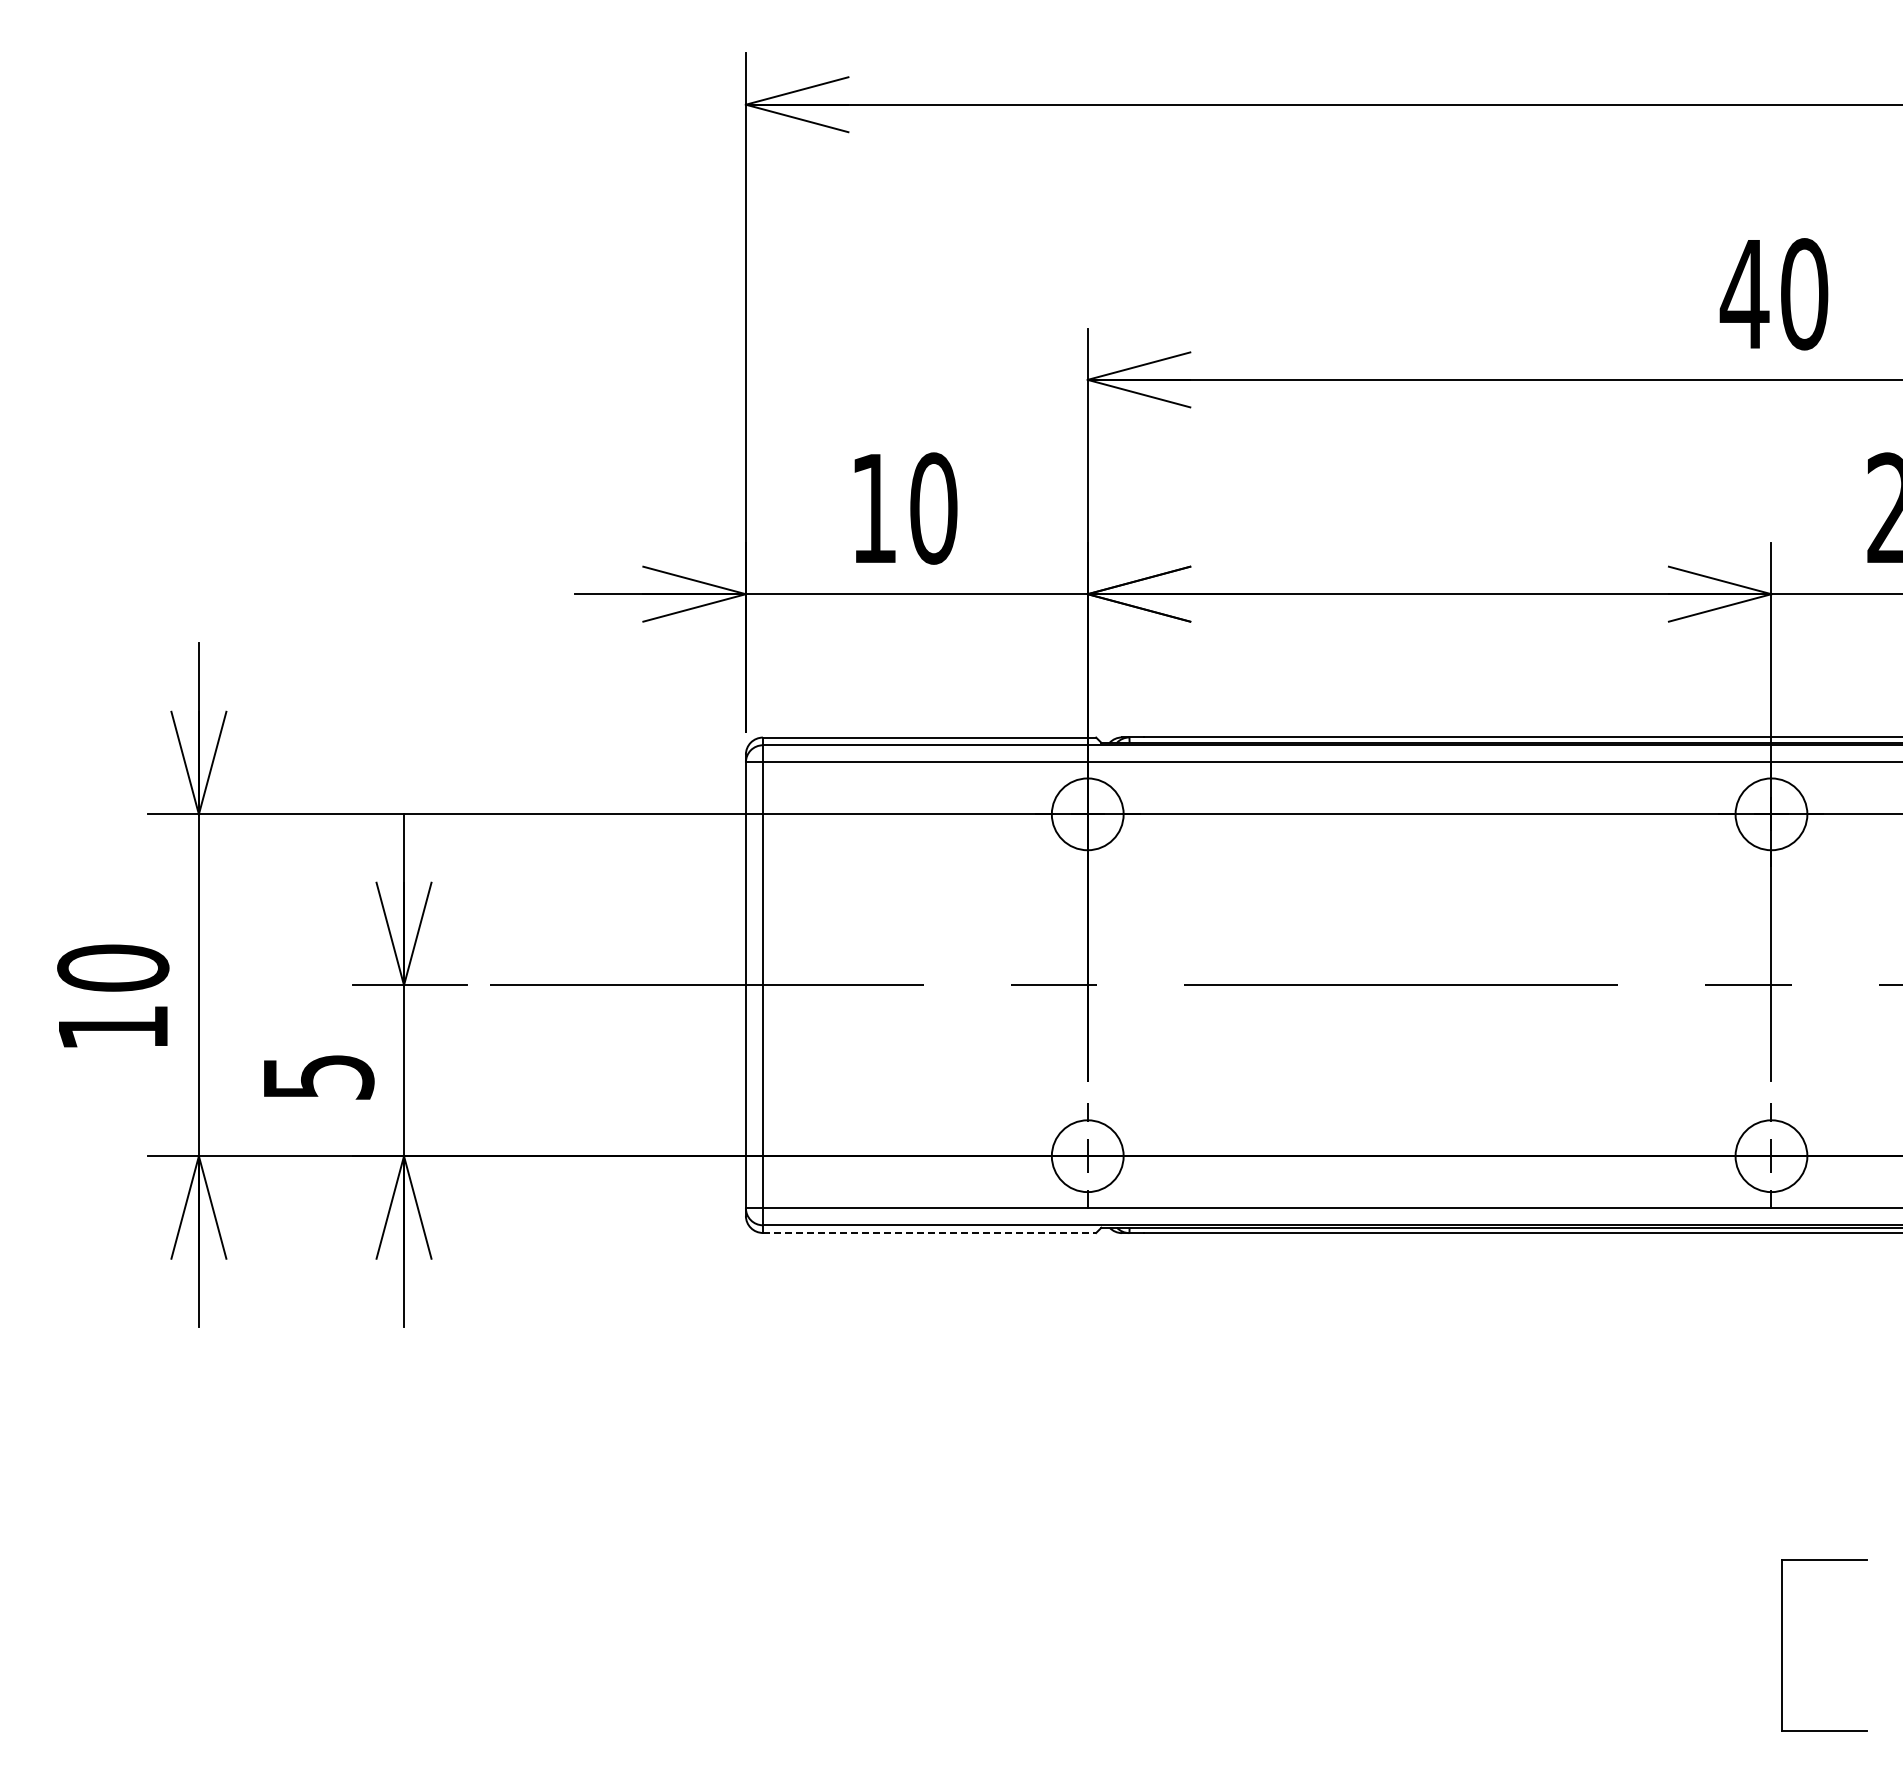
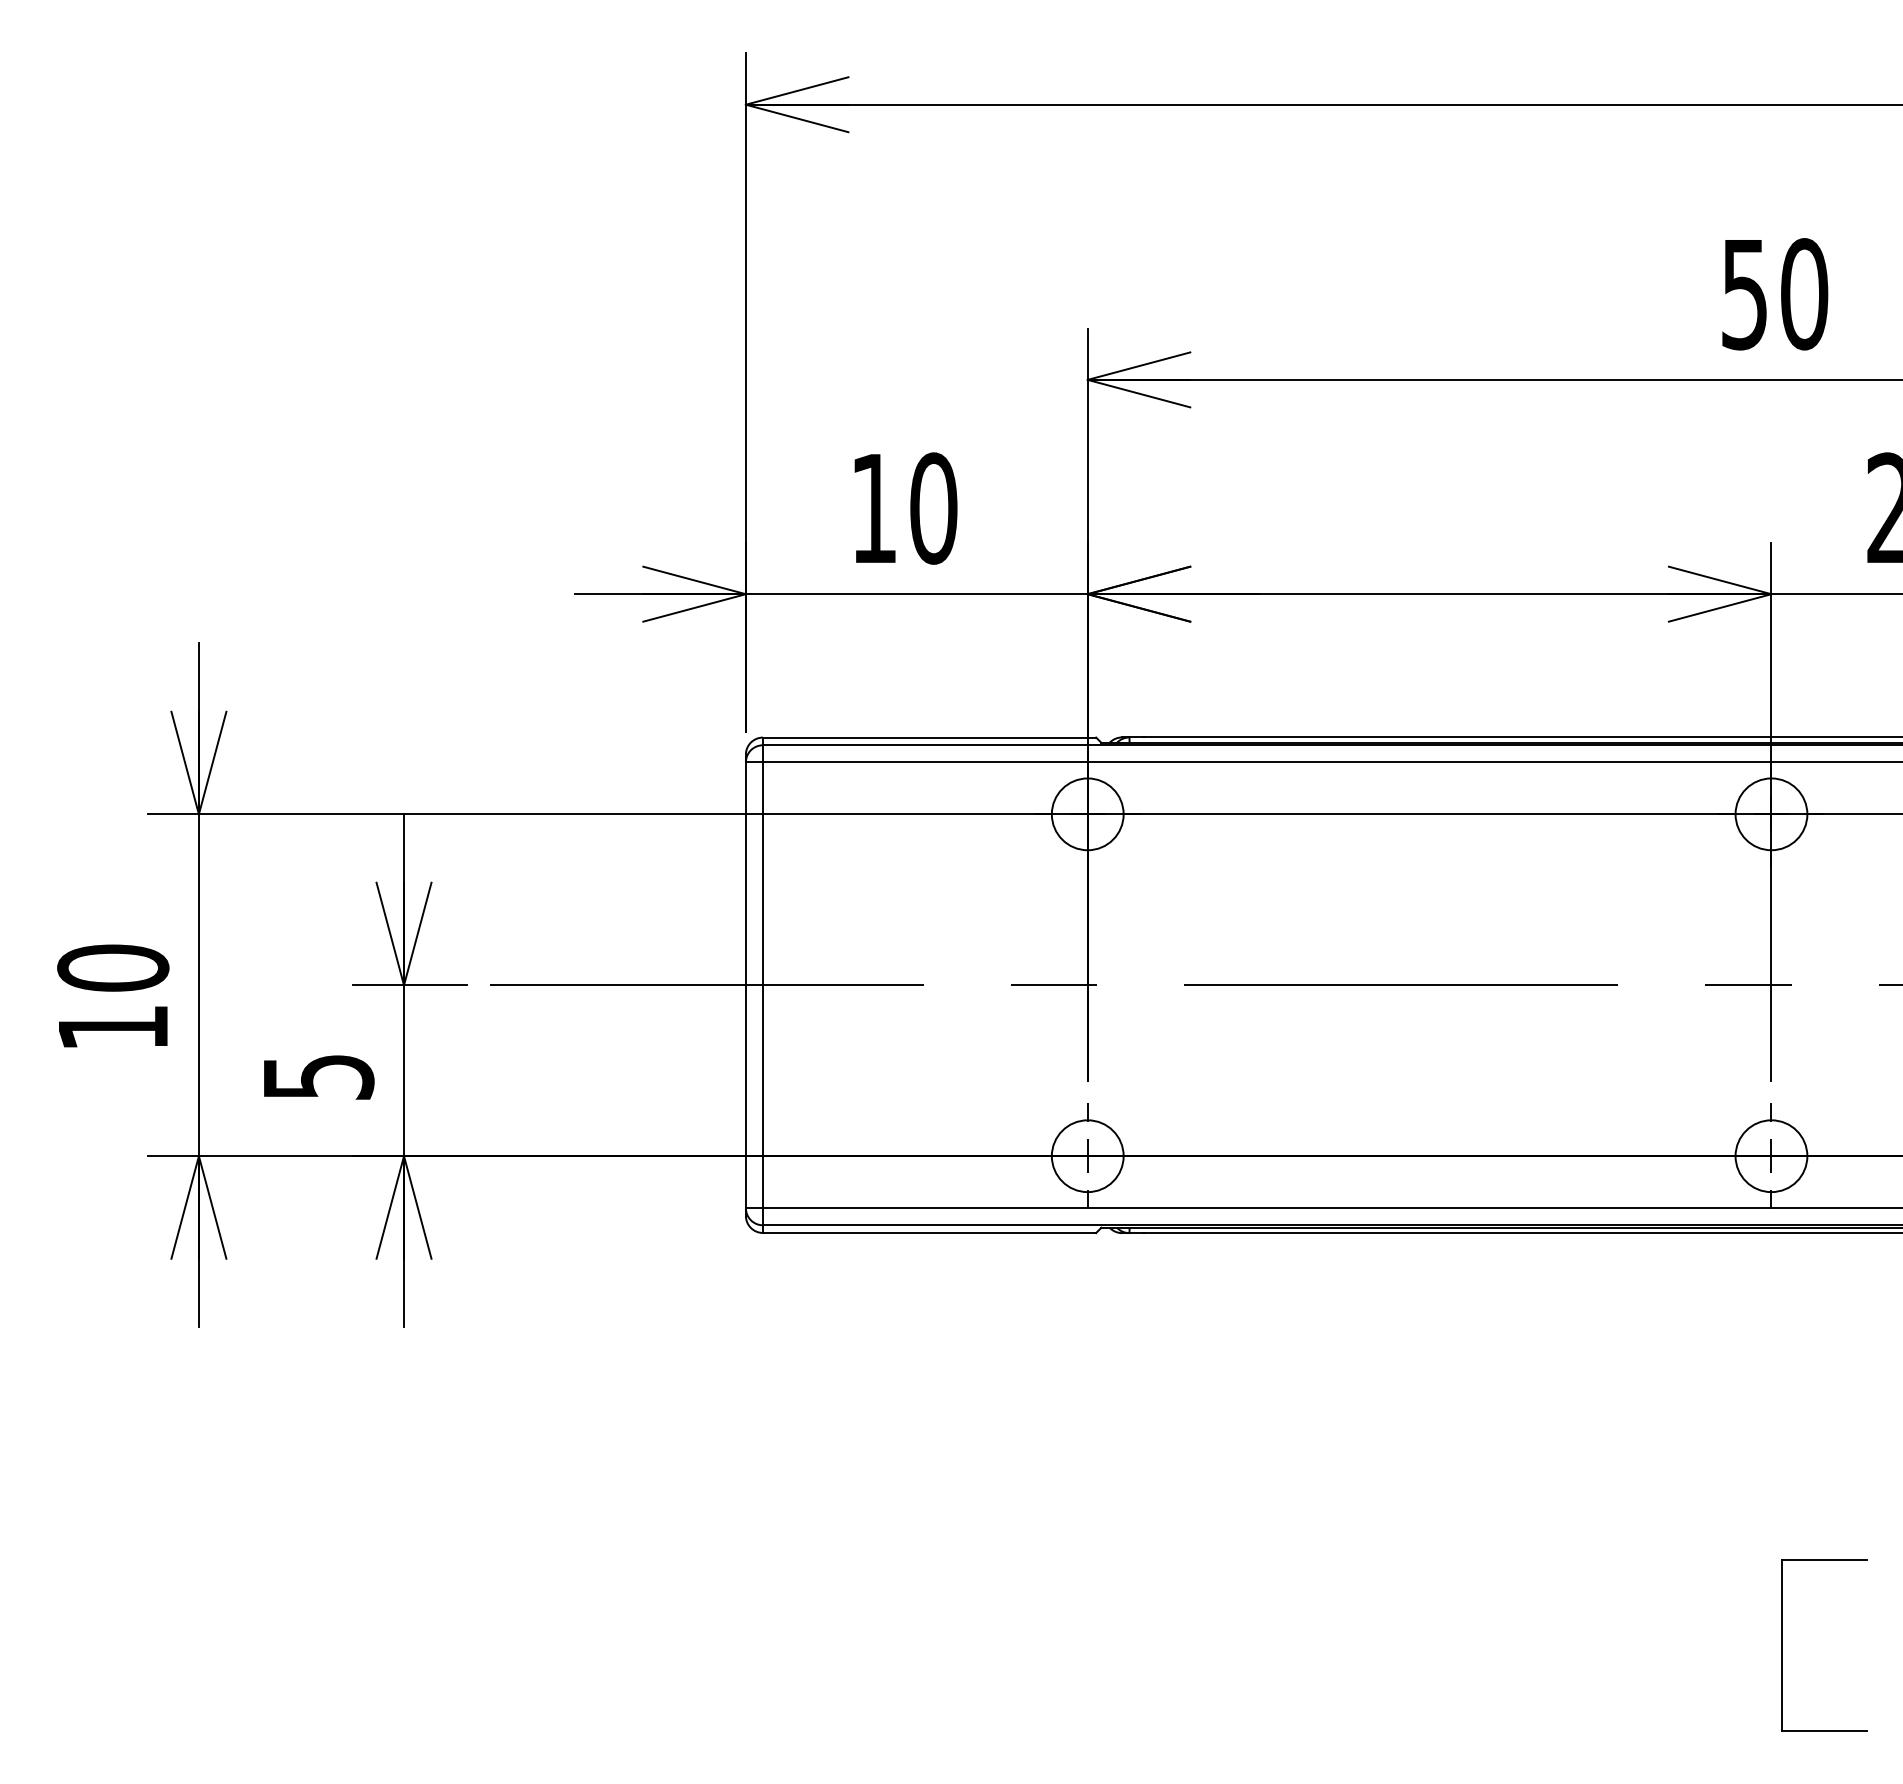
text: 40 -> 50 (1744, 295)
line: dashed -> solid (929, 1232)
